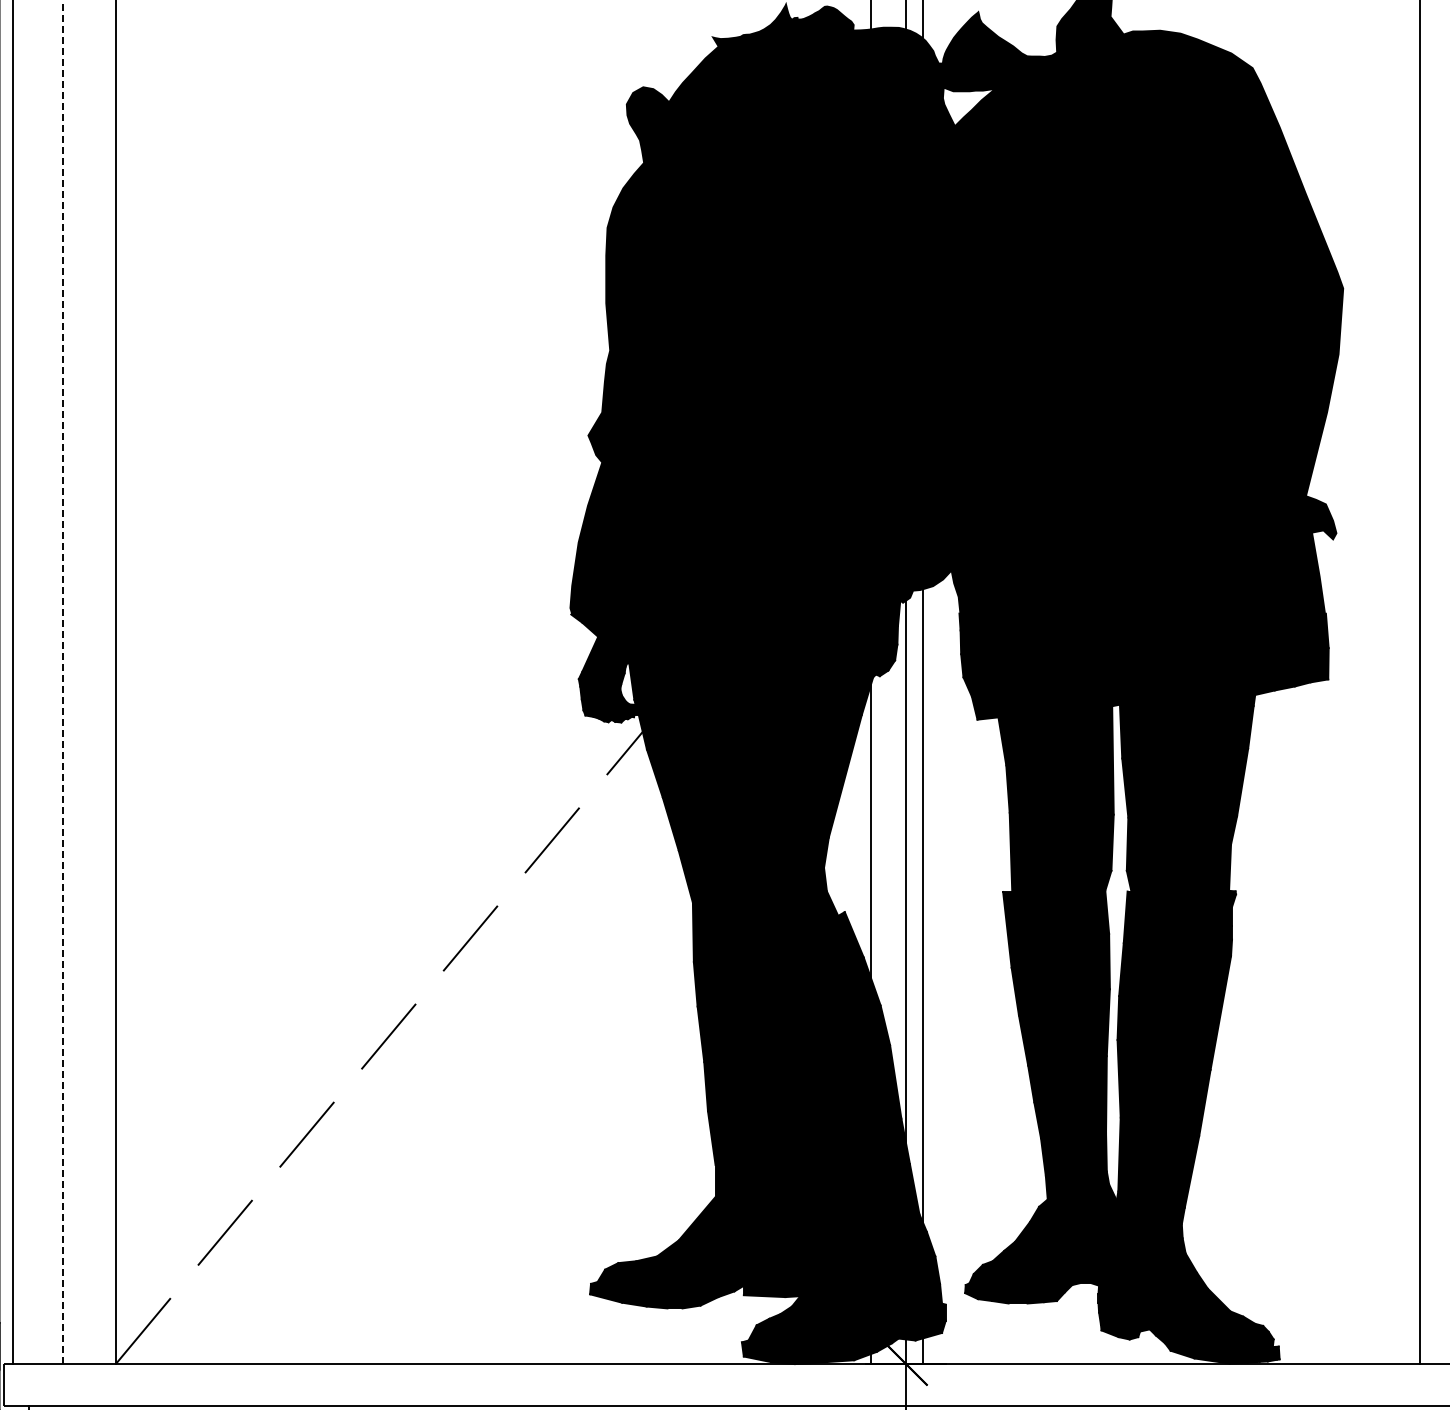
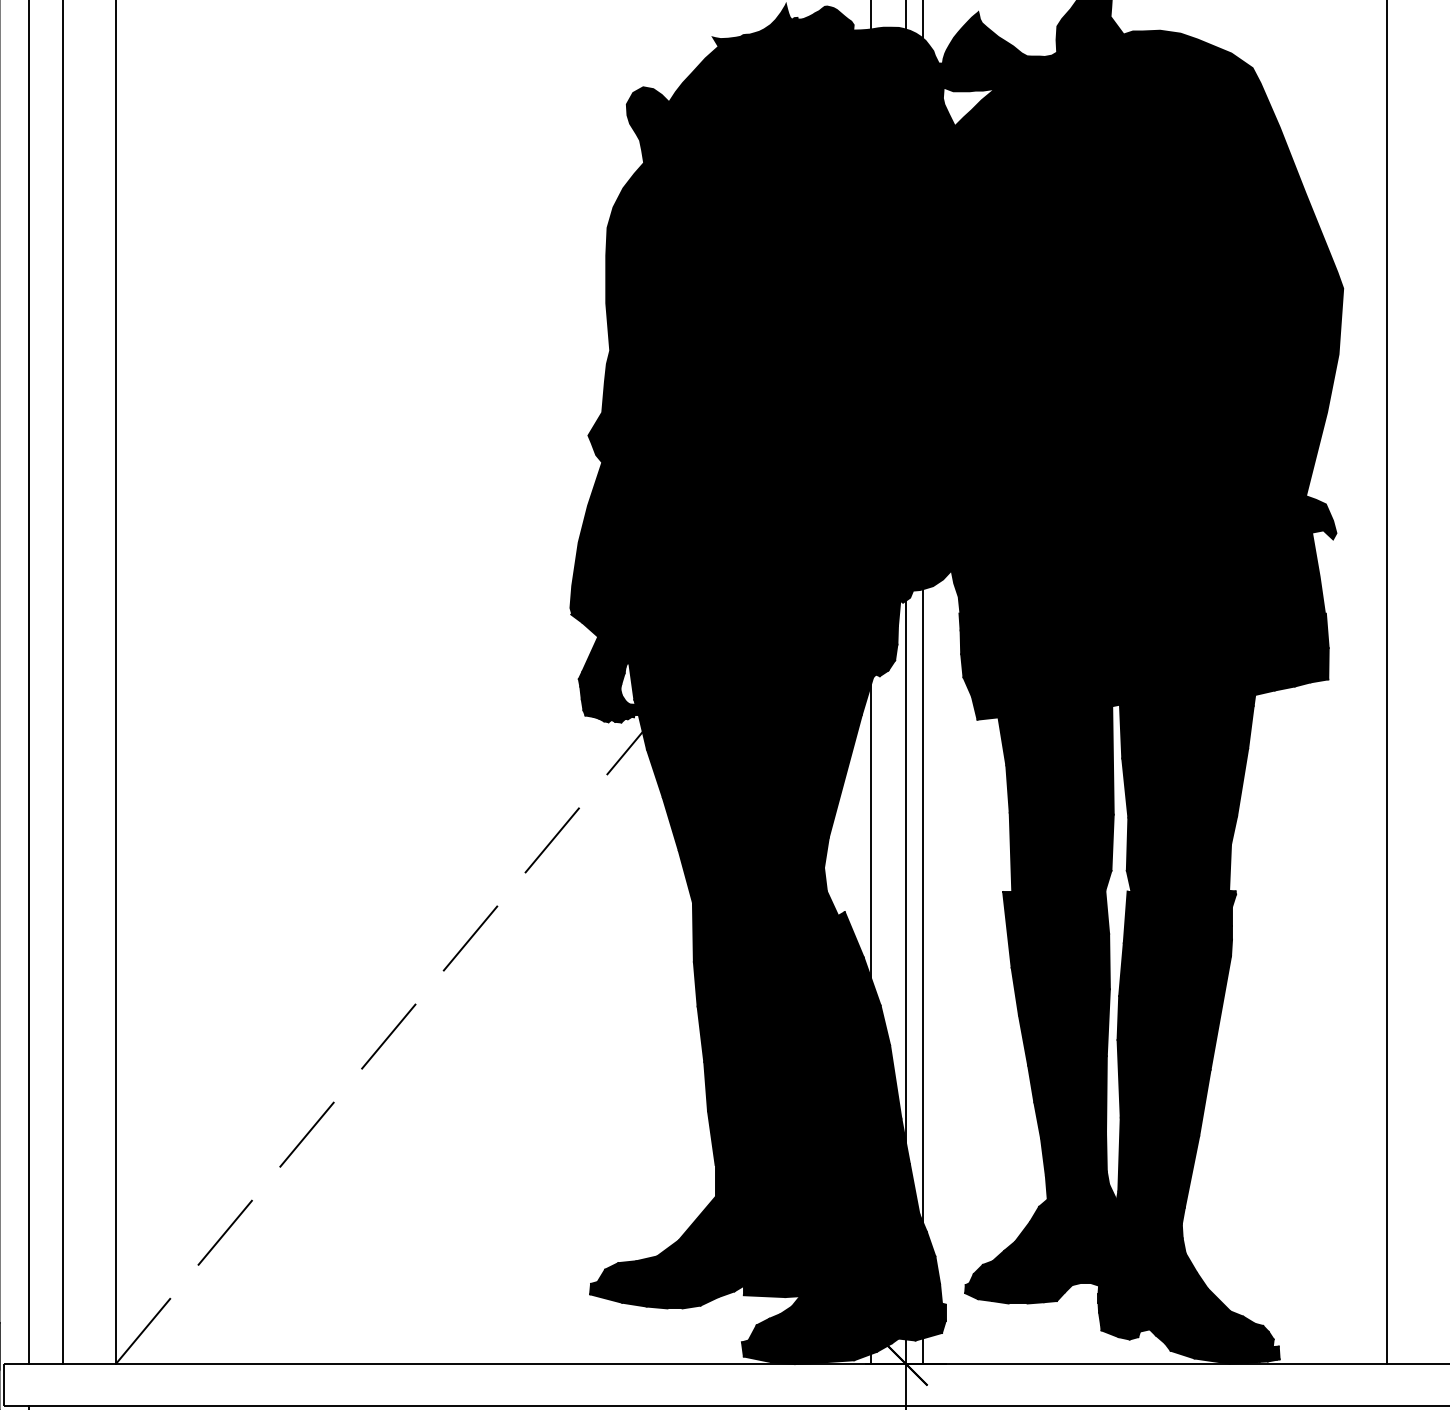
line: dashed -> solid (63, 681)
line position: (13, 682) -> (29, 682) (29, 682)
line position: (1420, 682) -> (1387, 682) (1387, 682)
